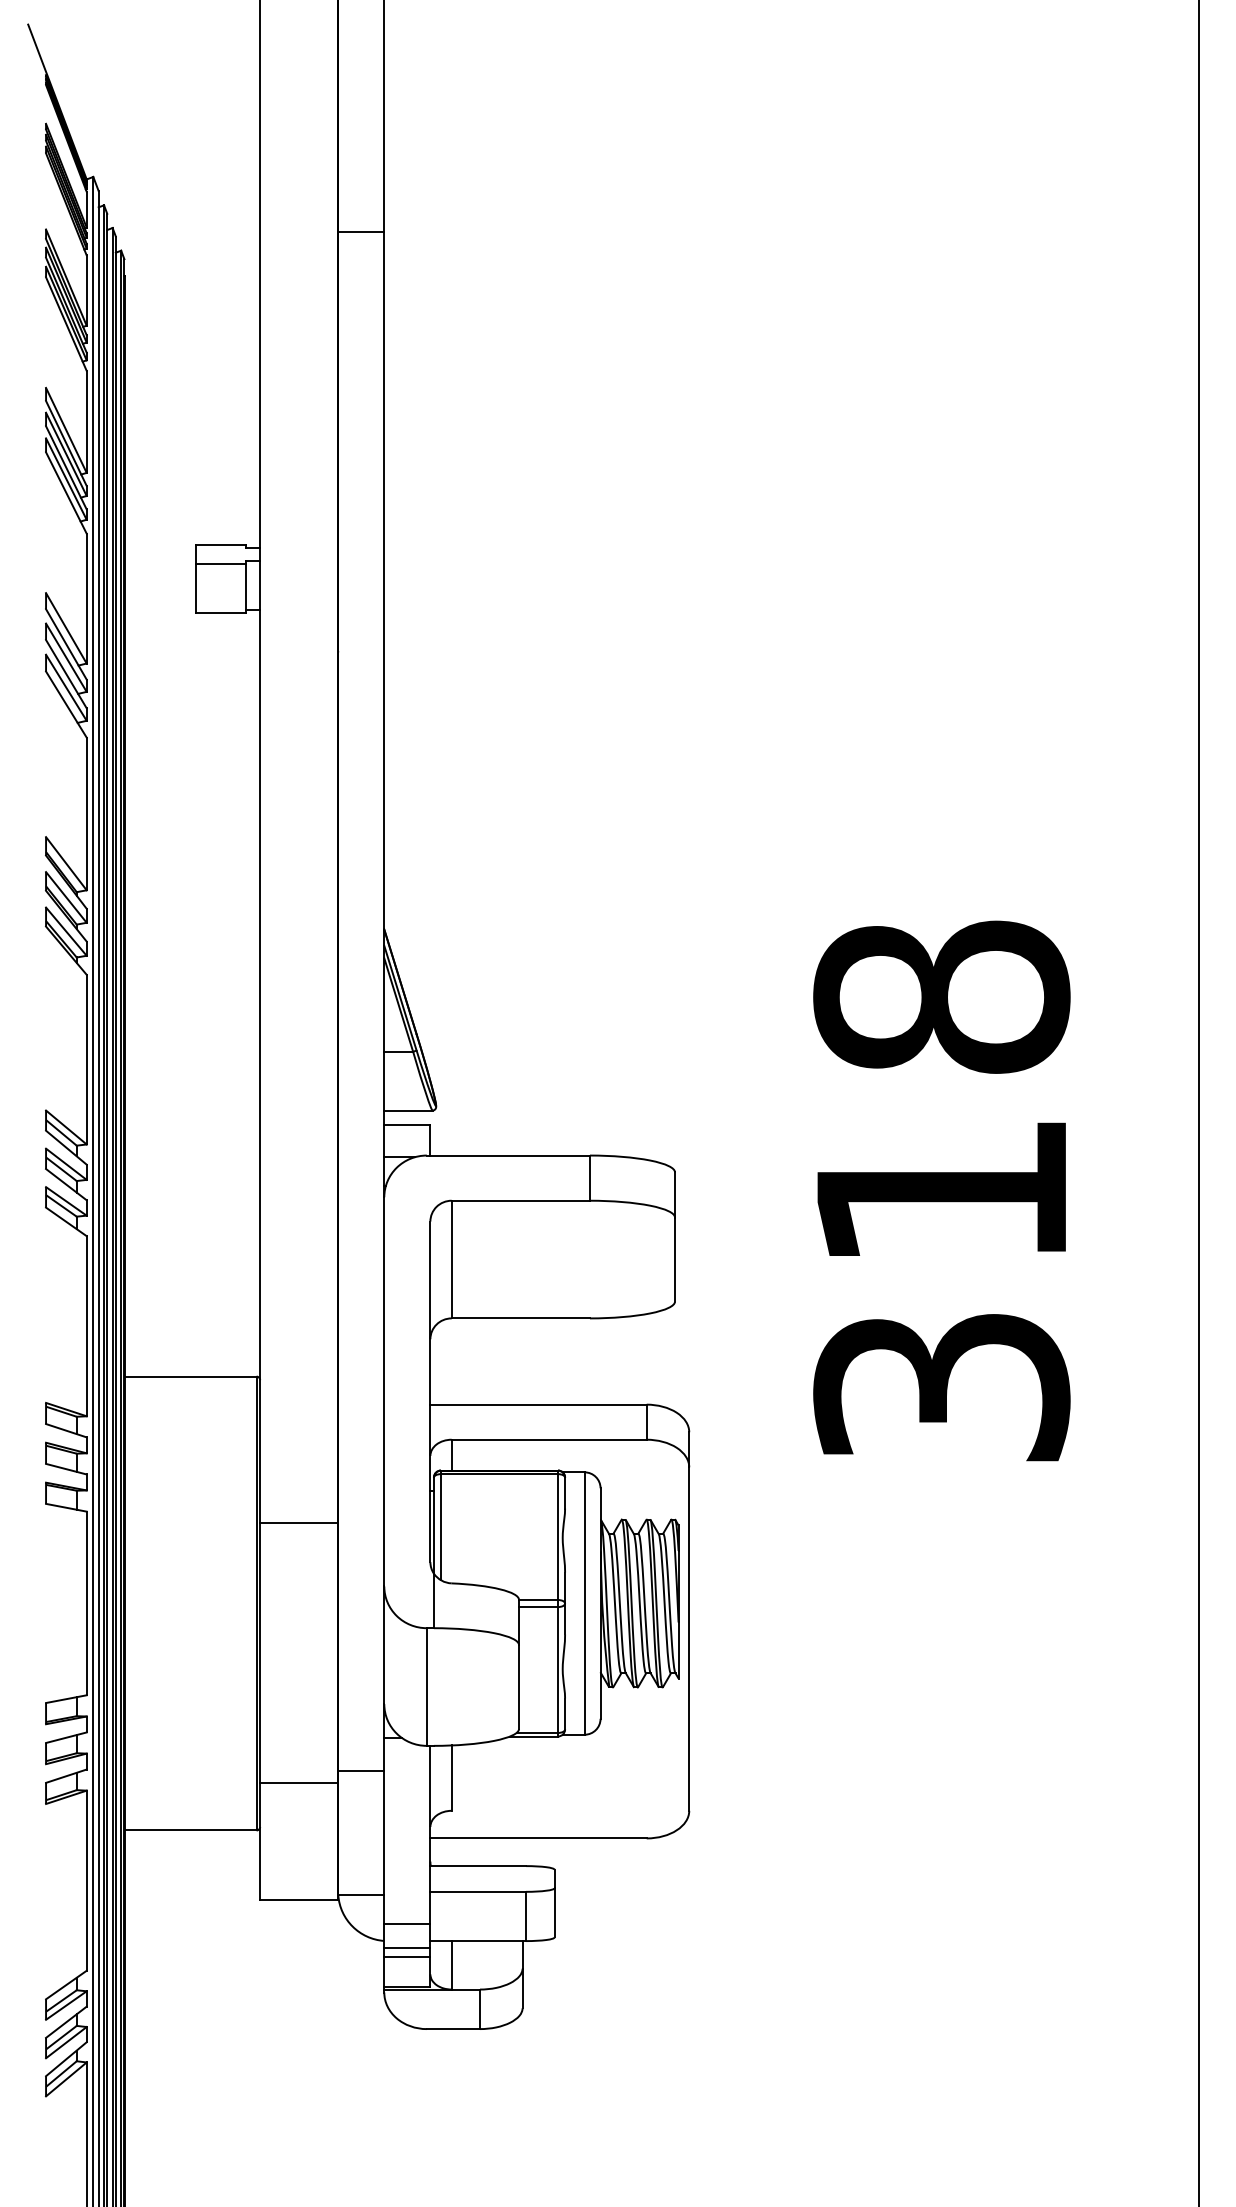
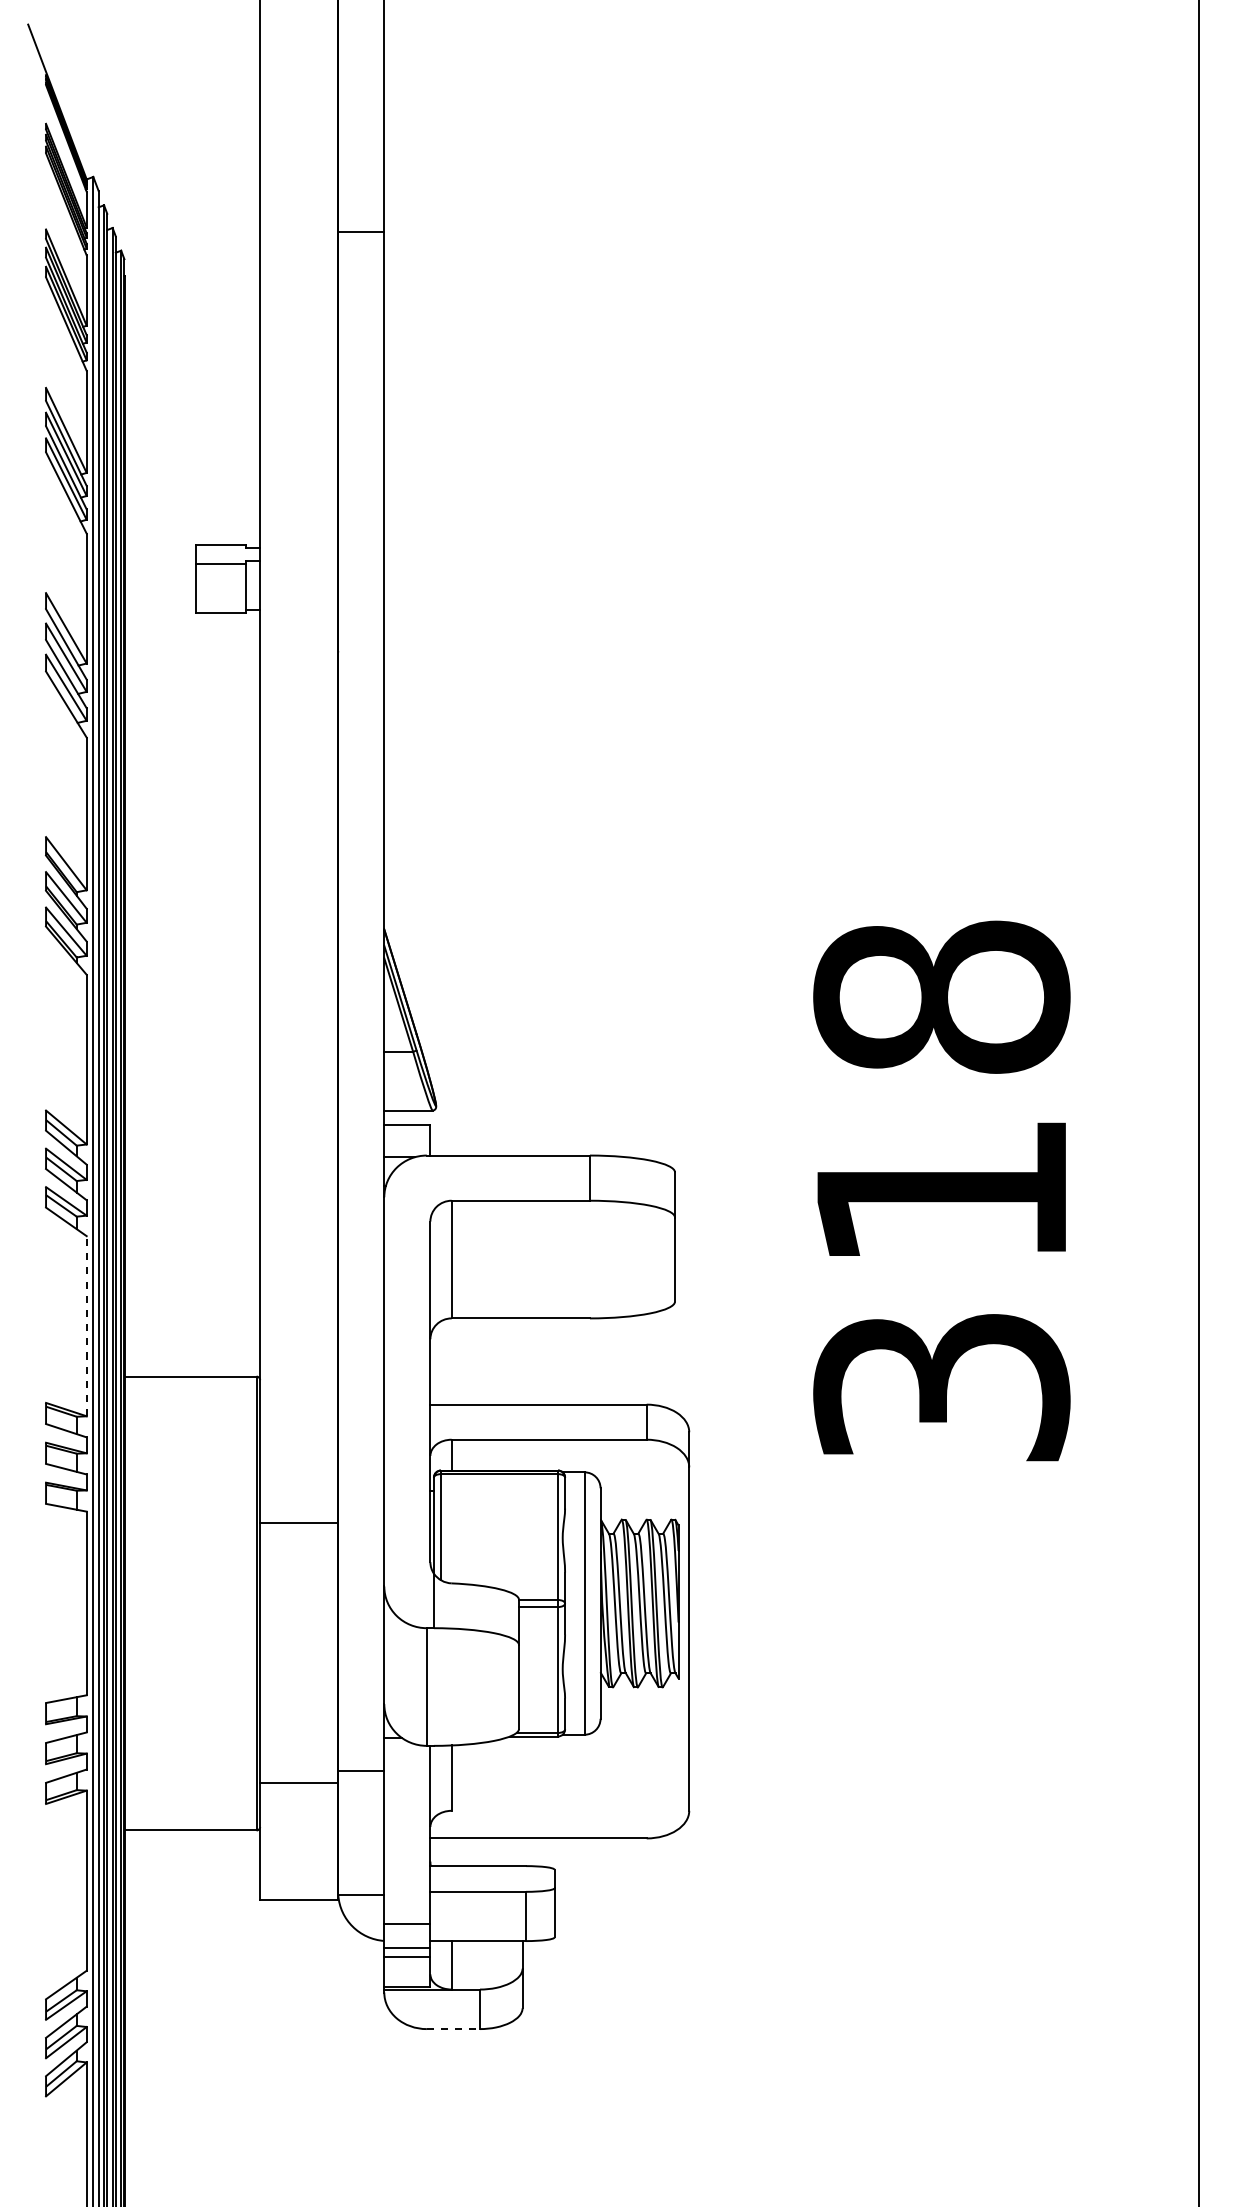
line: solid -> dashed (86, 1325)
line: solid -> dashed (453, 2029)
